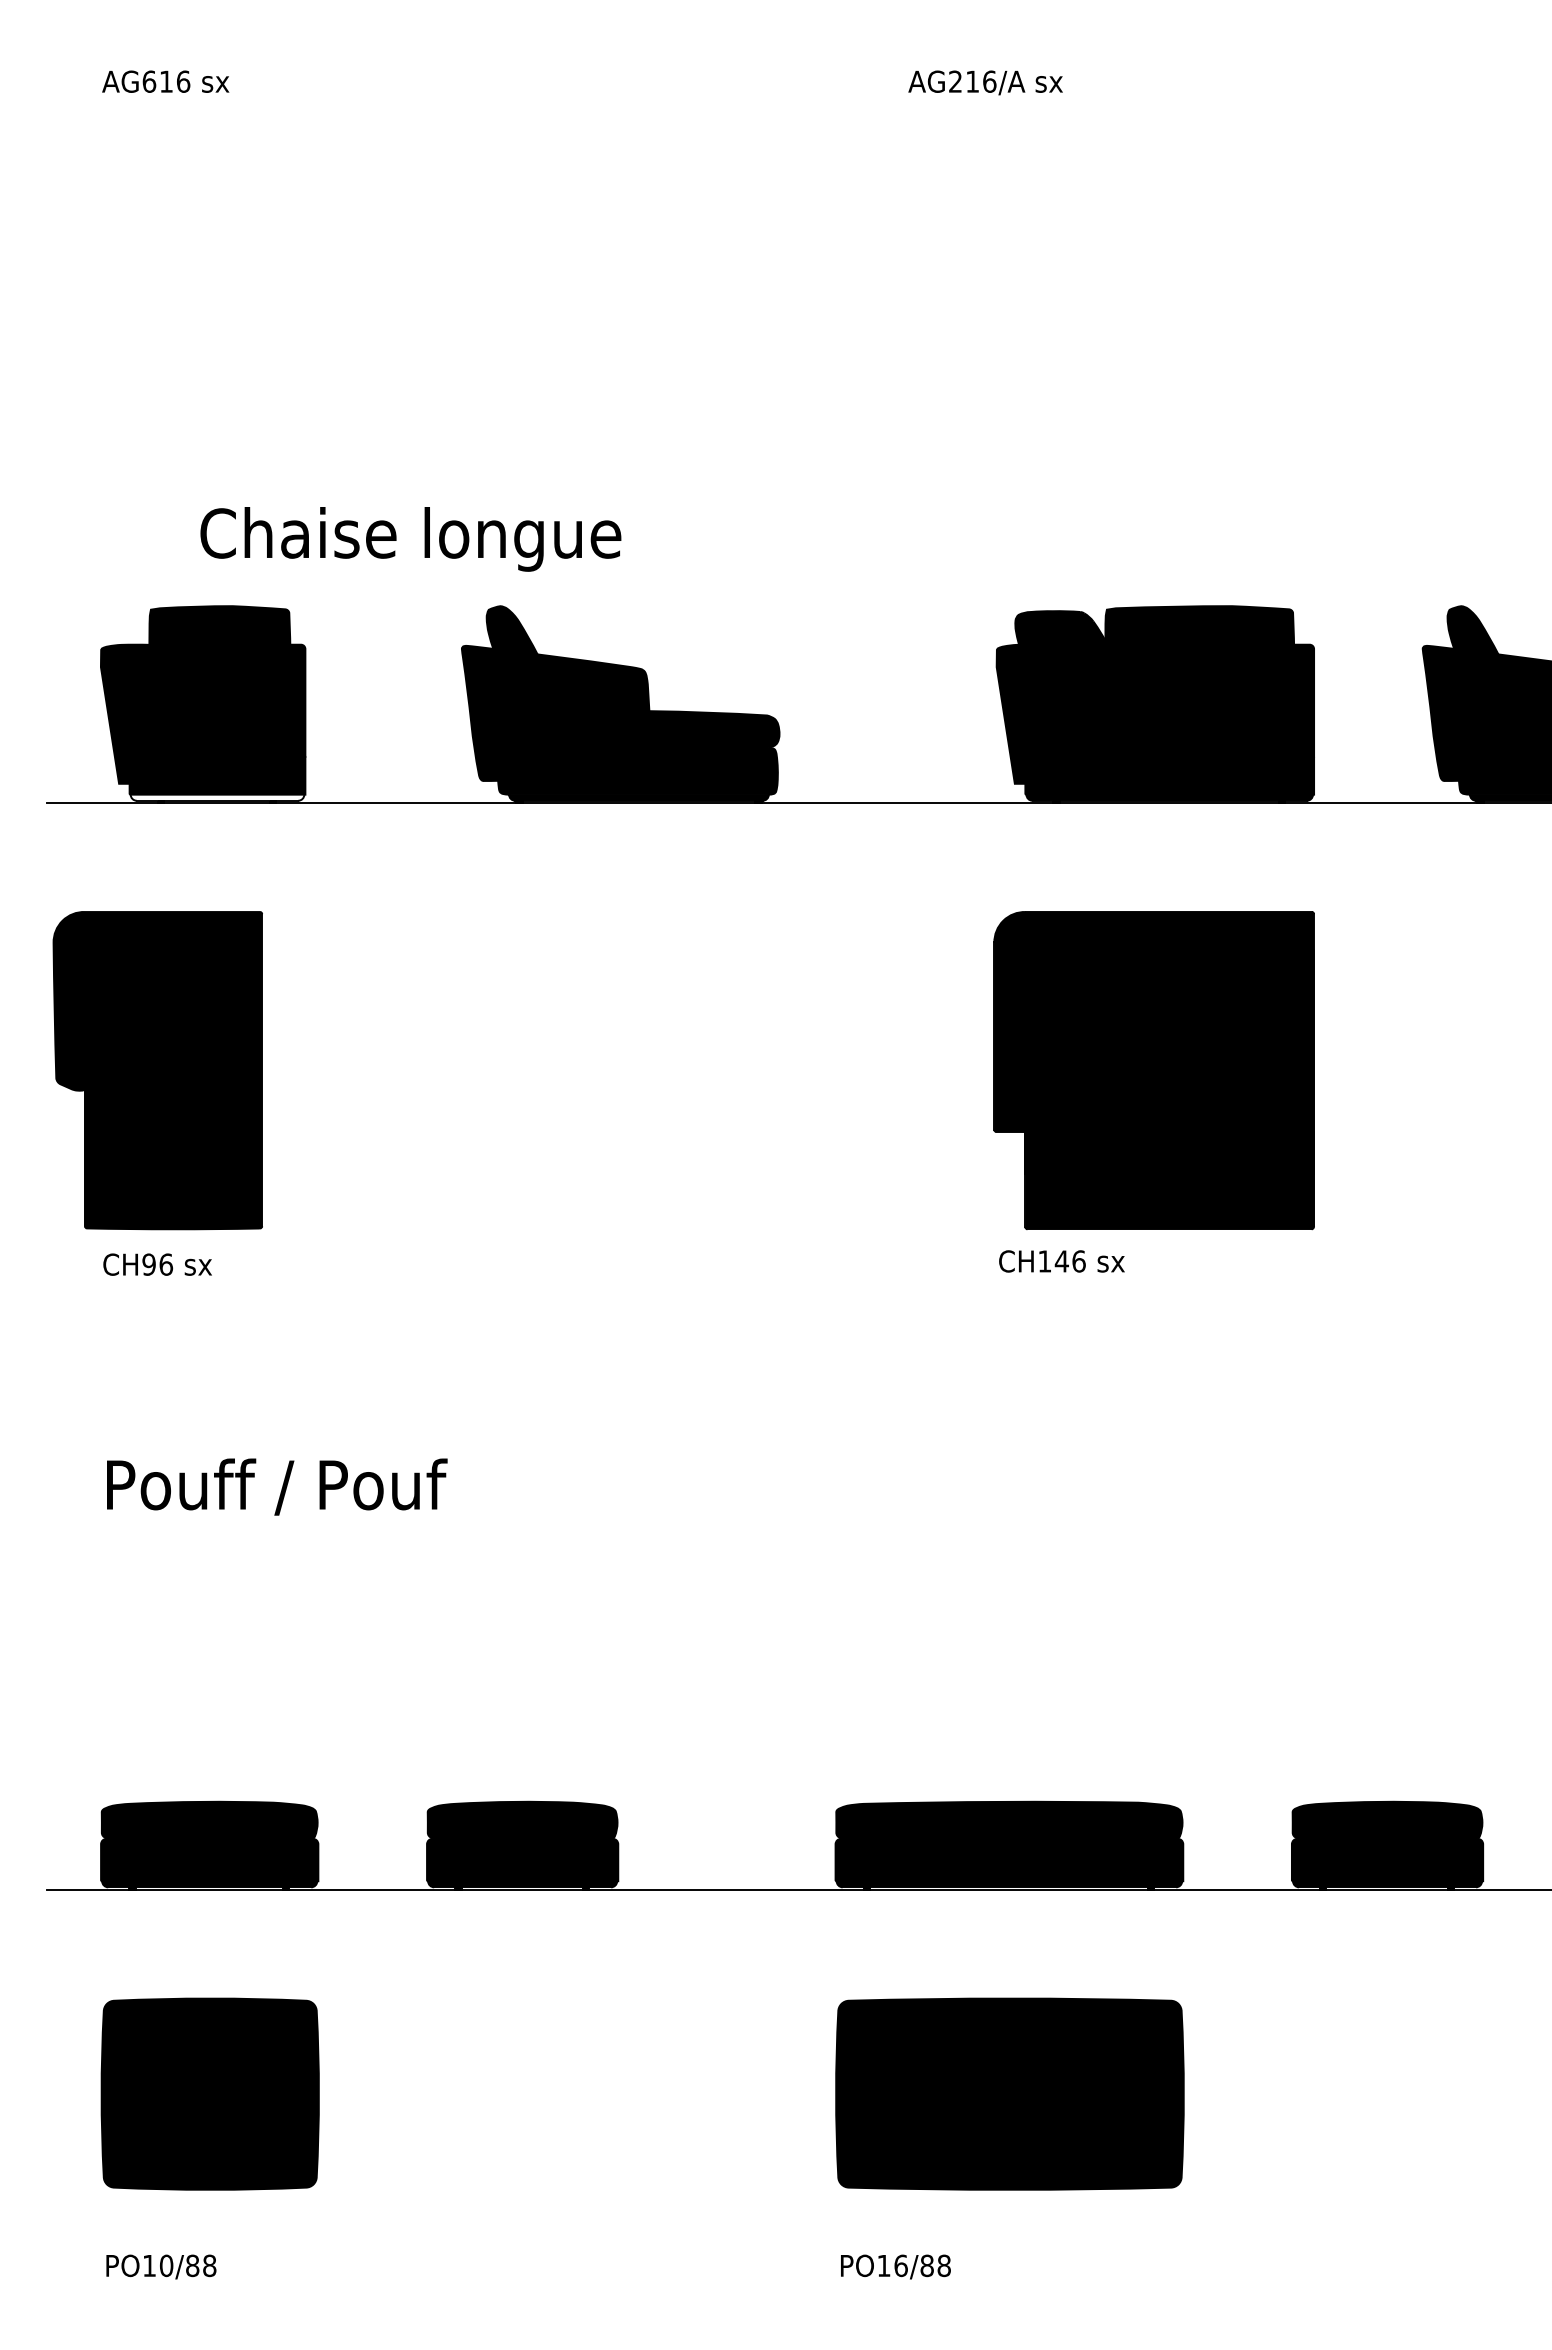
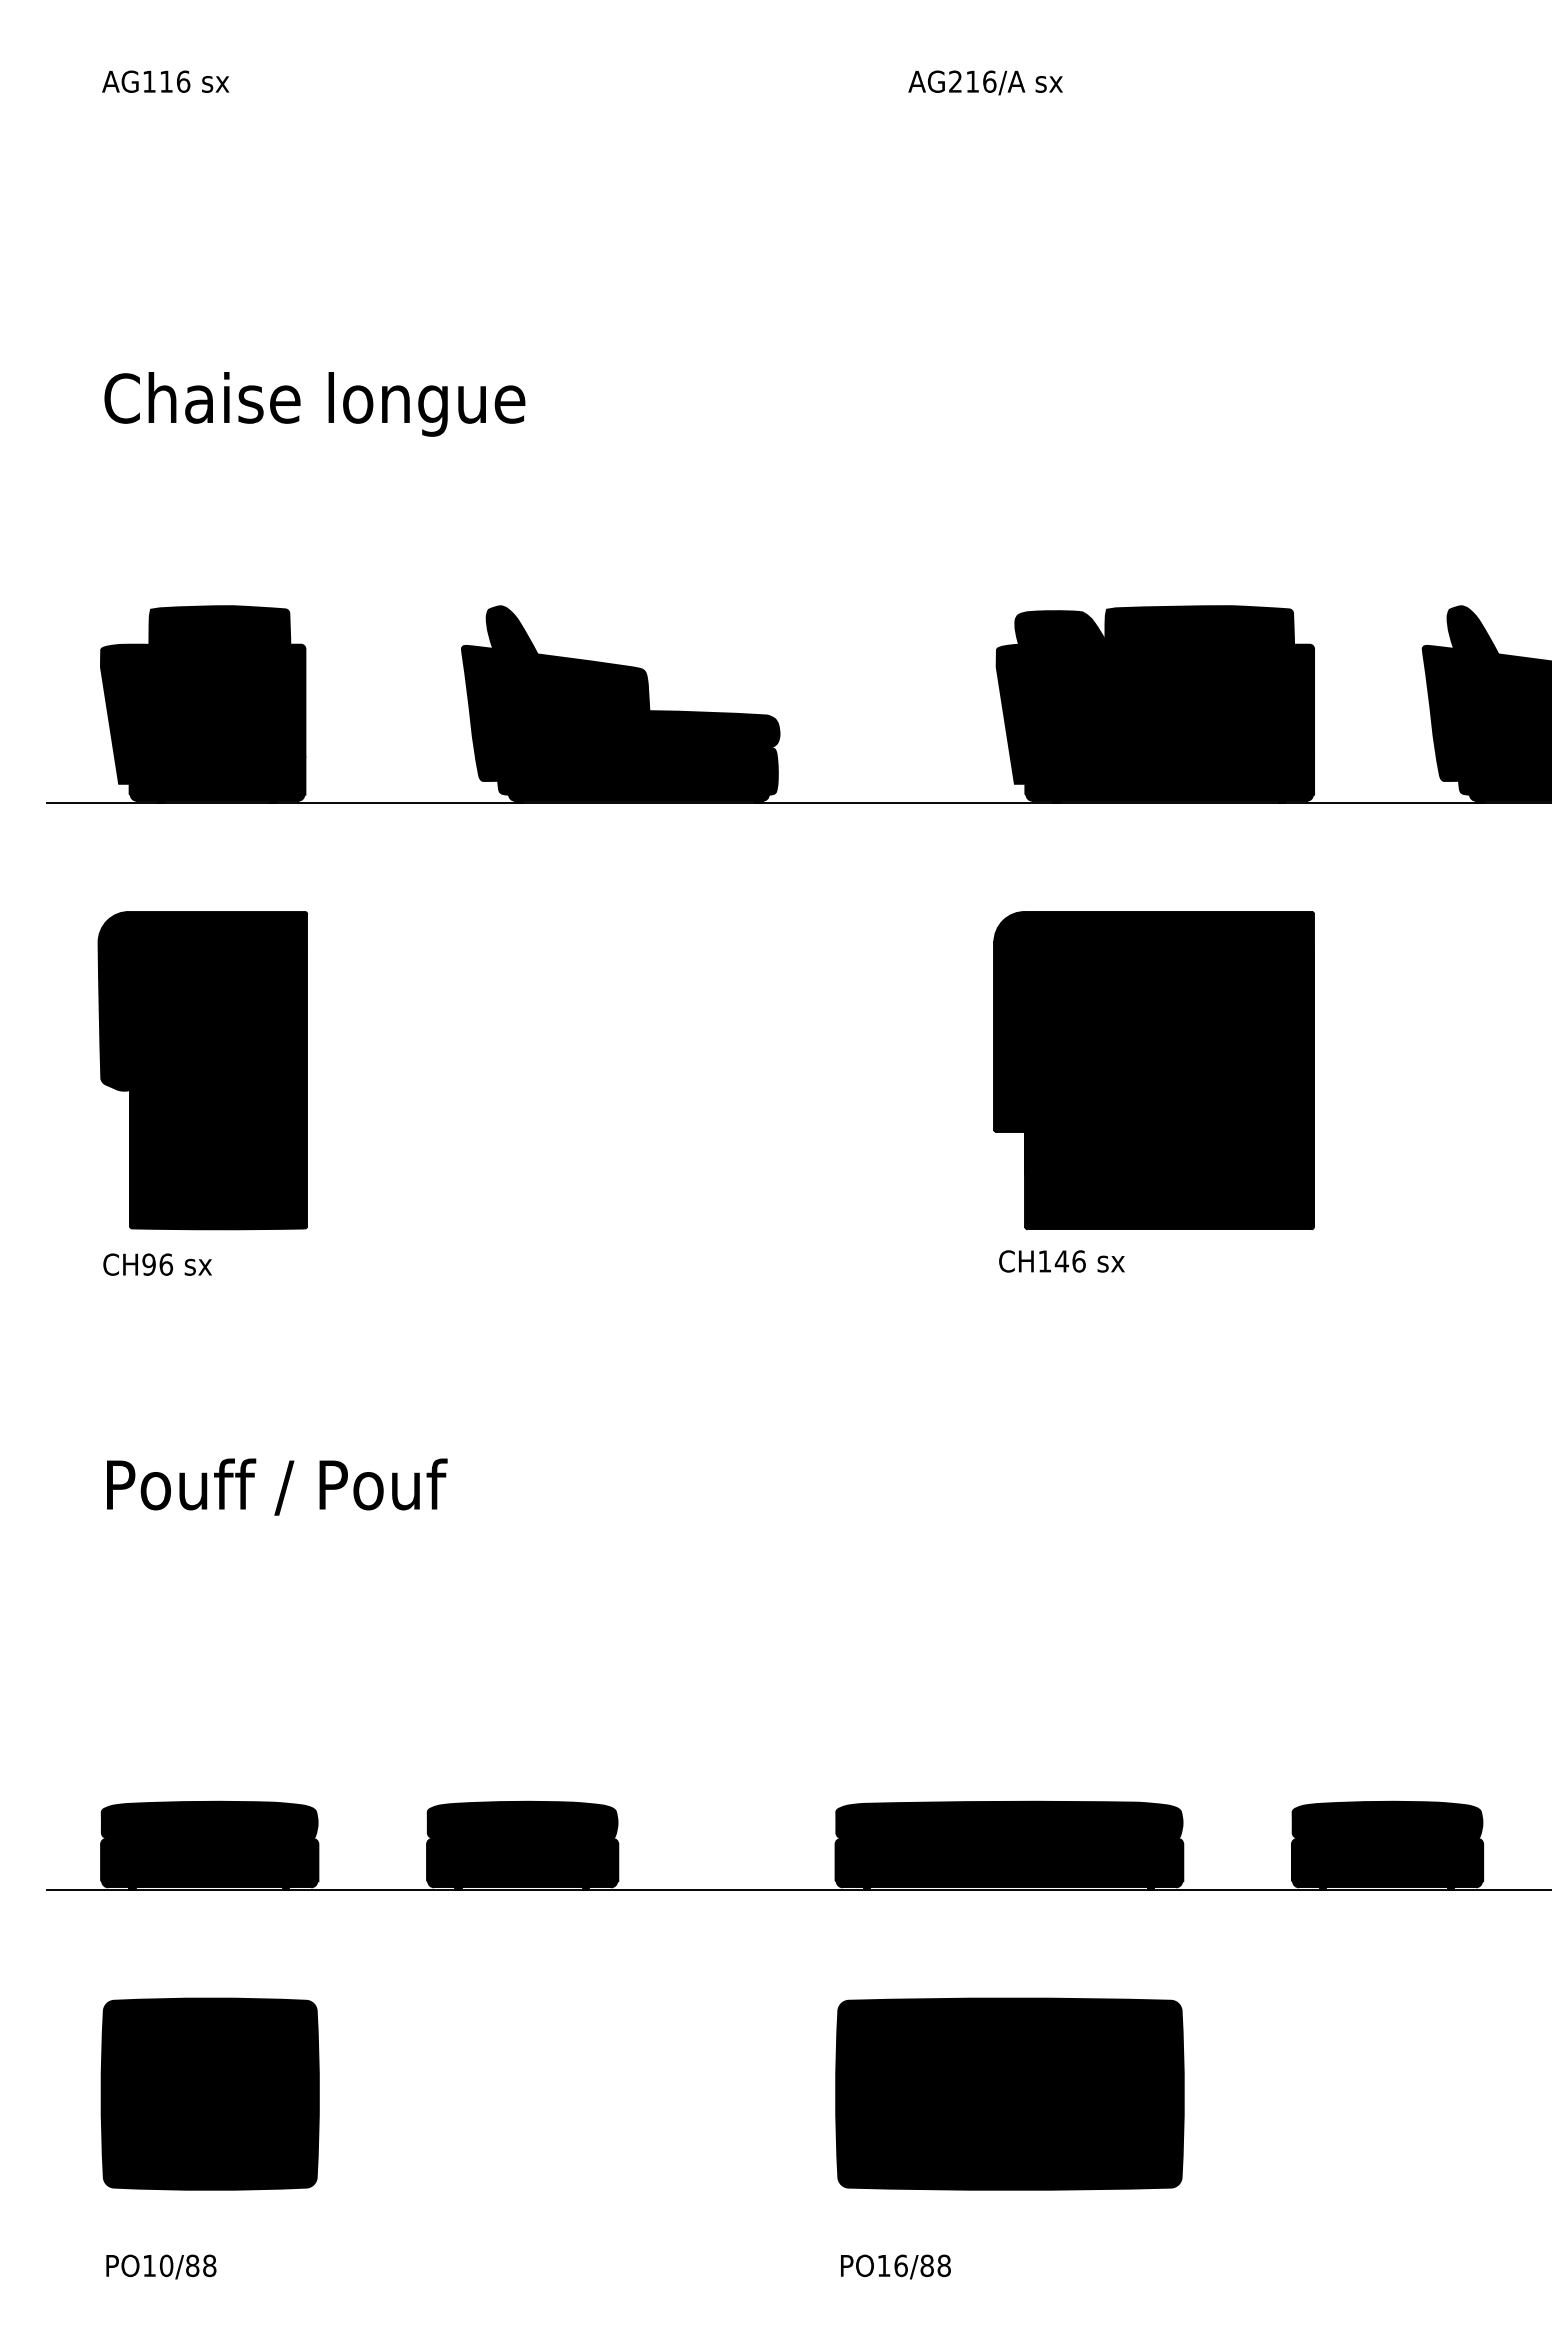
text: AG616 -> AG116 (149, 81)
text position: (410, 539) -> (314, 404) (314, 404)
fill: none -> present (217, 798)
part position: (157, 1070) -> (202, 1070) (202, 1070)
